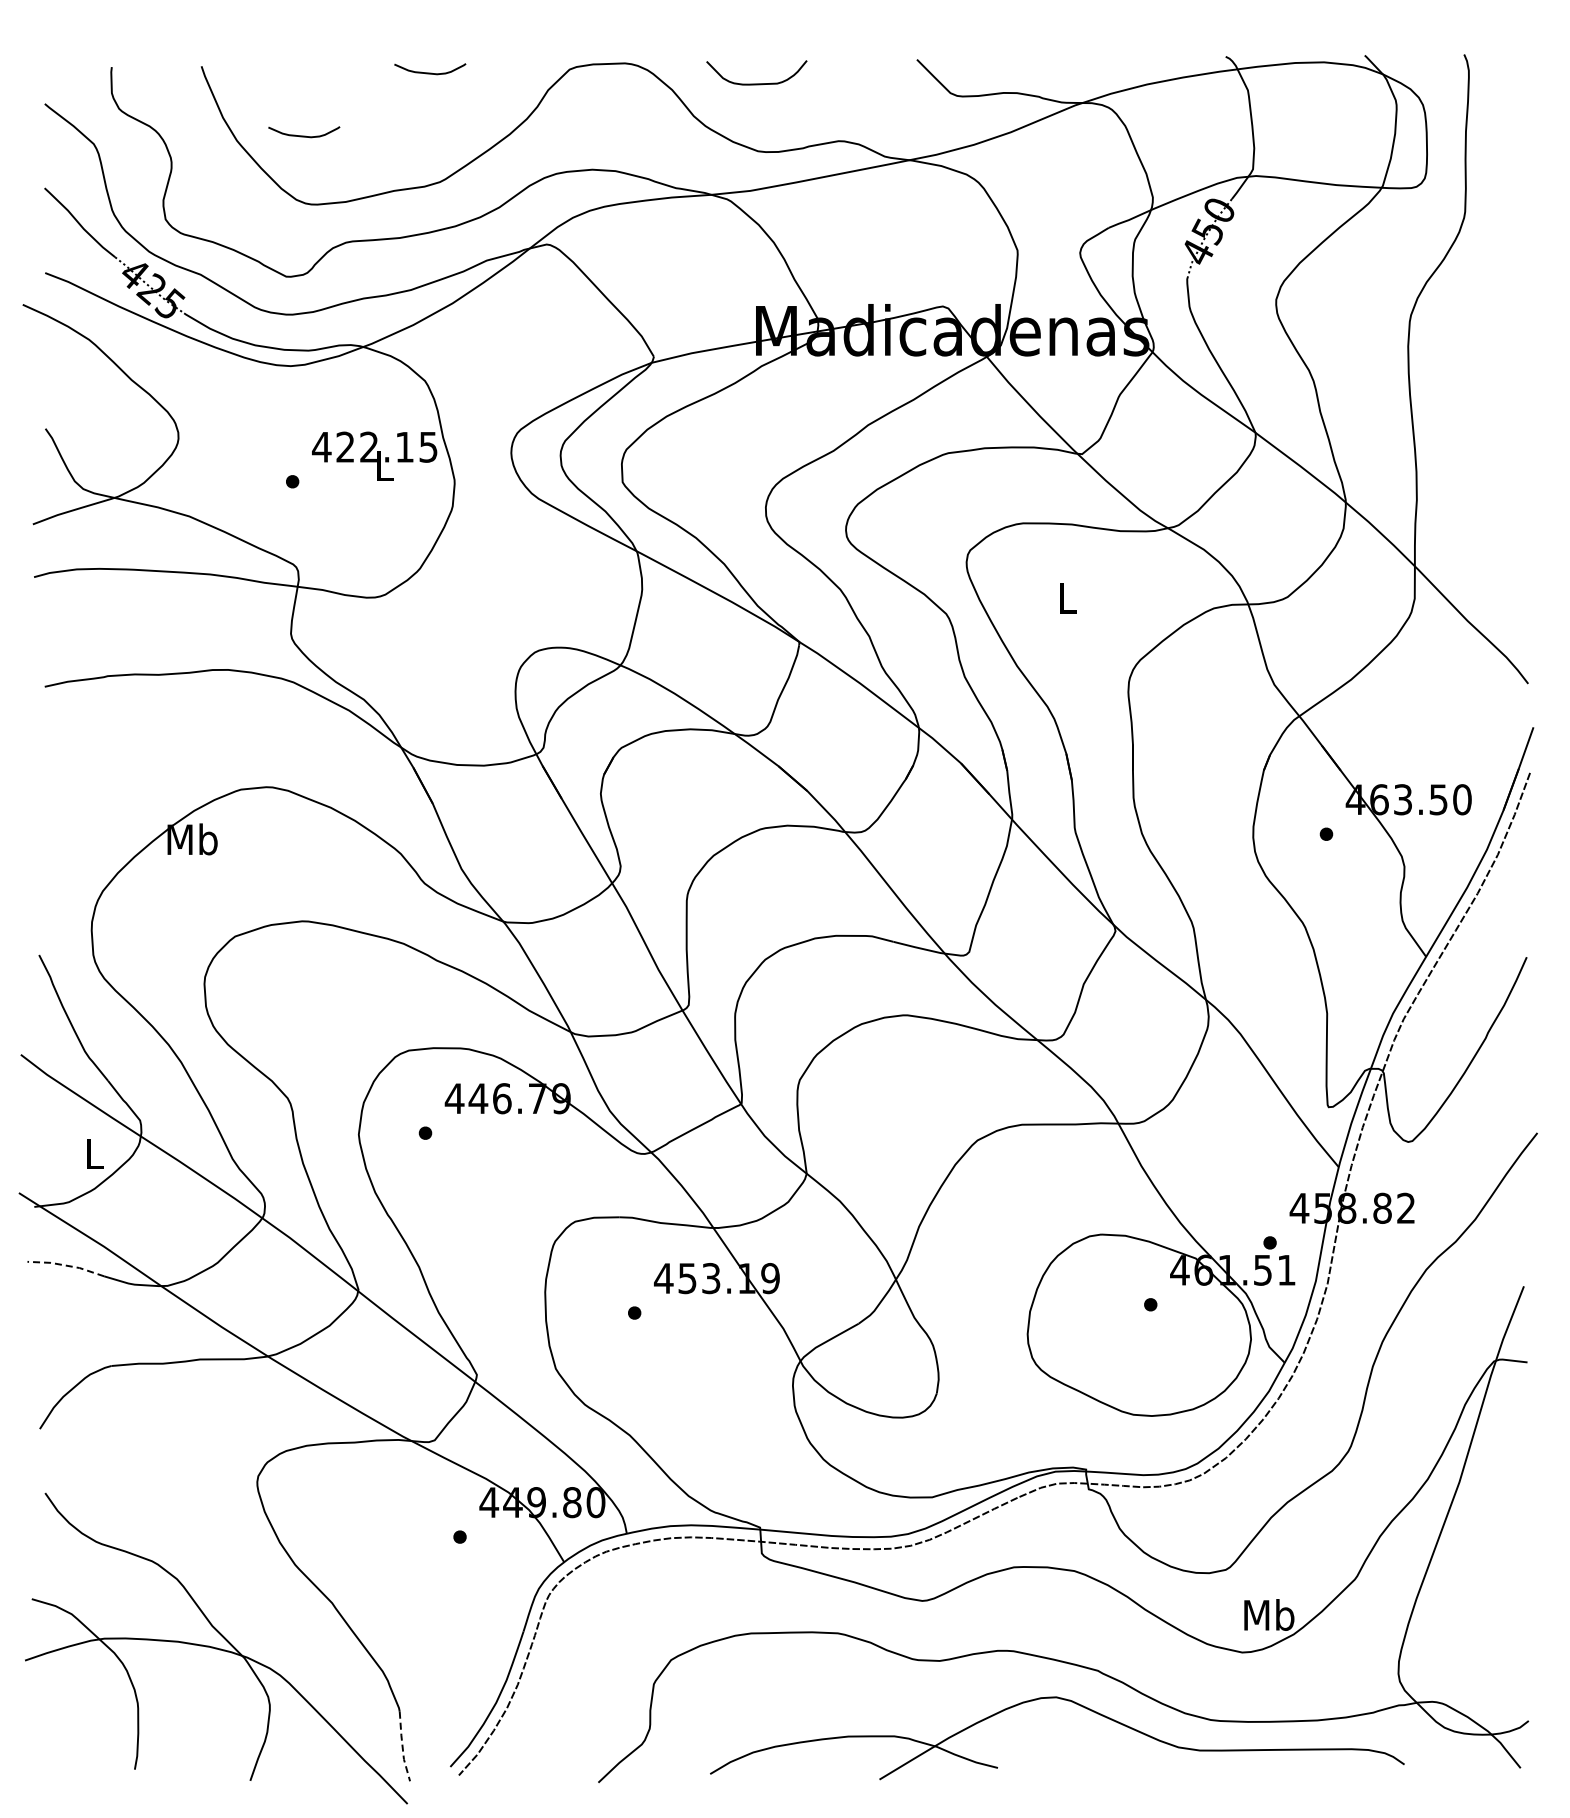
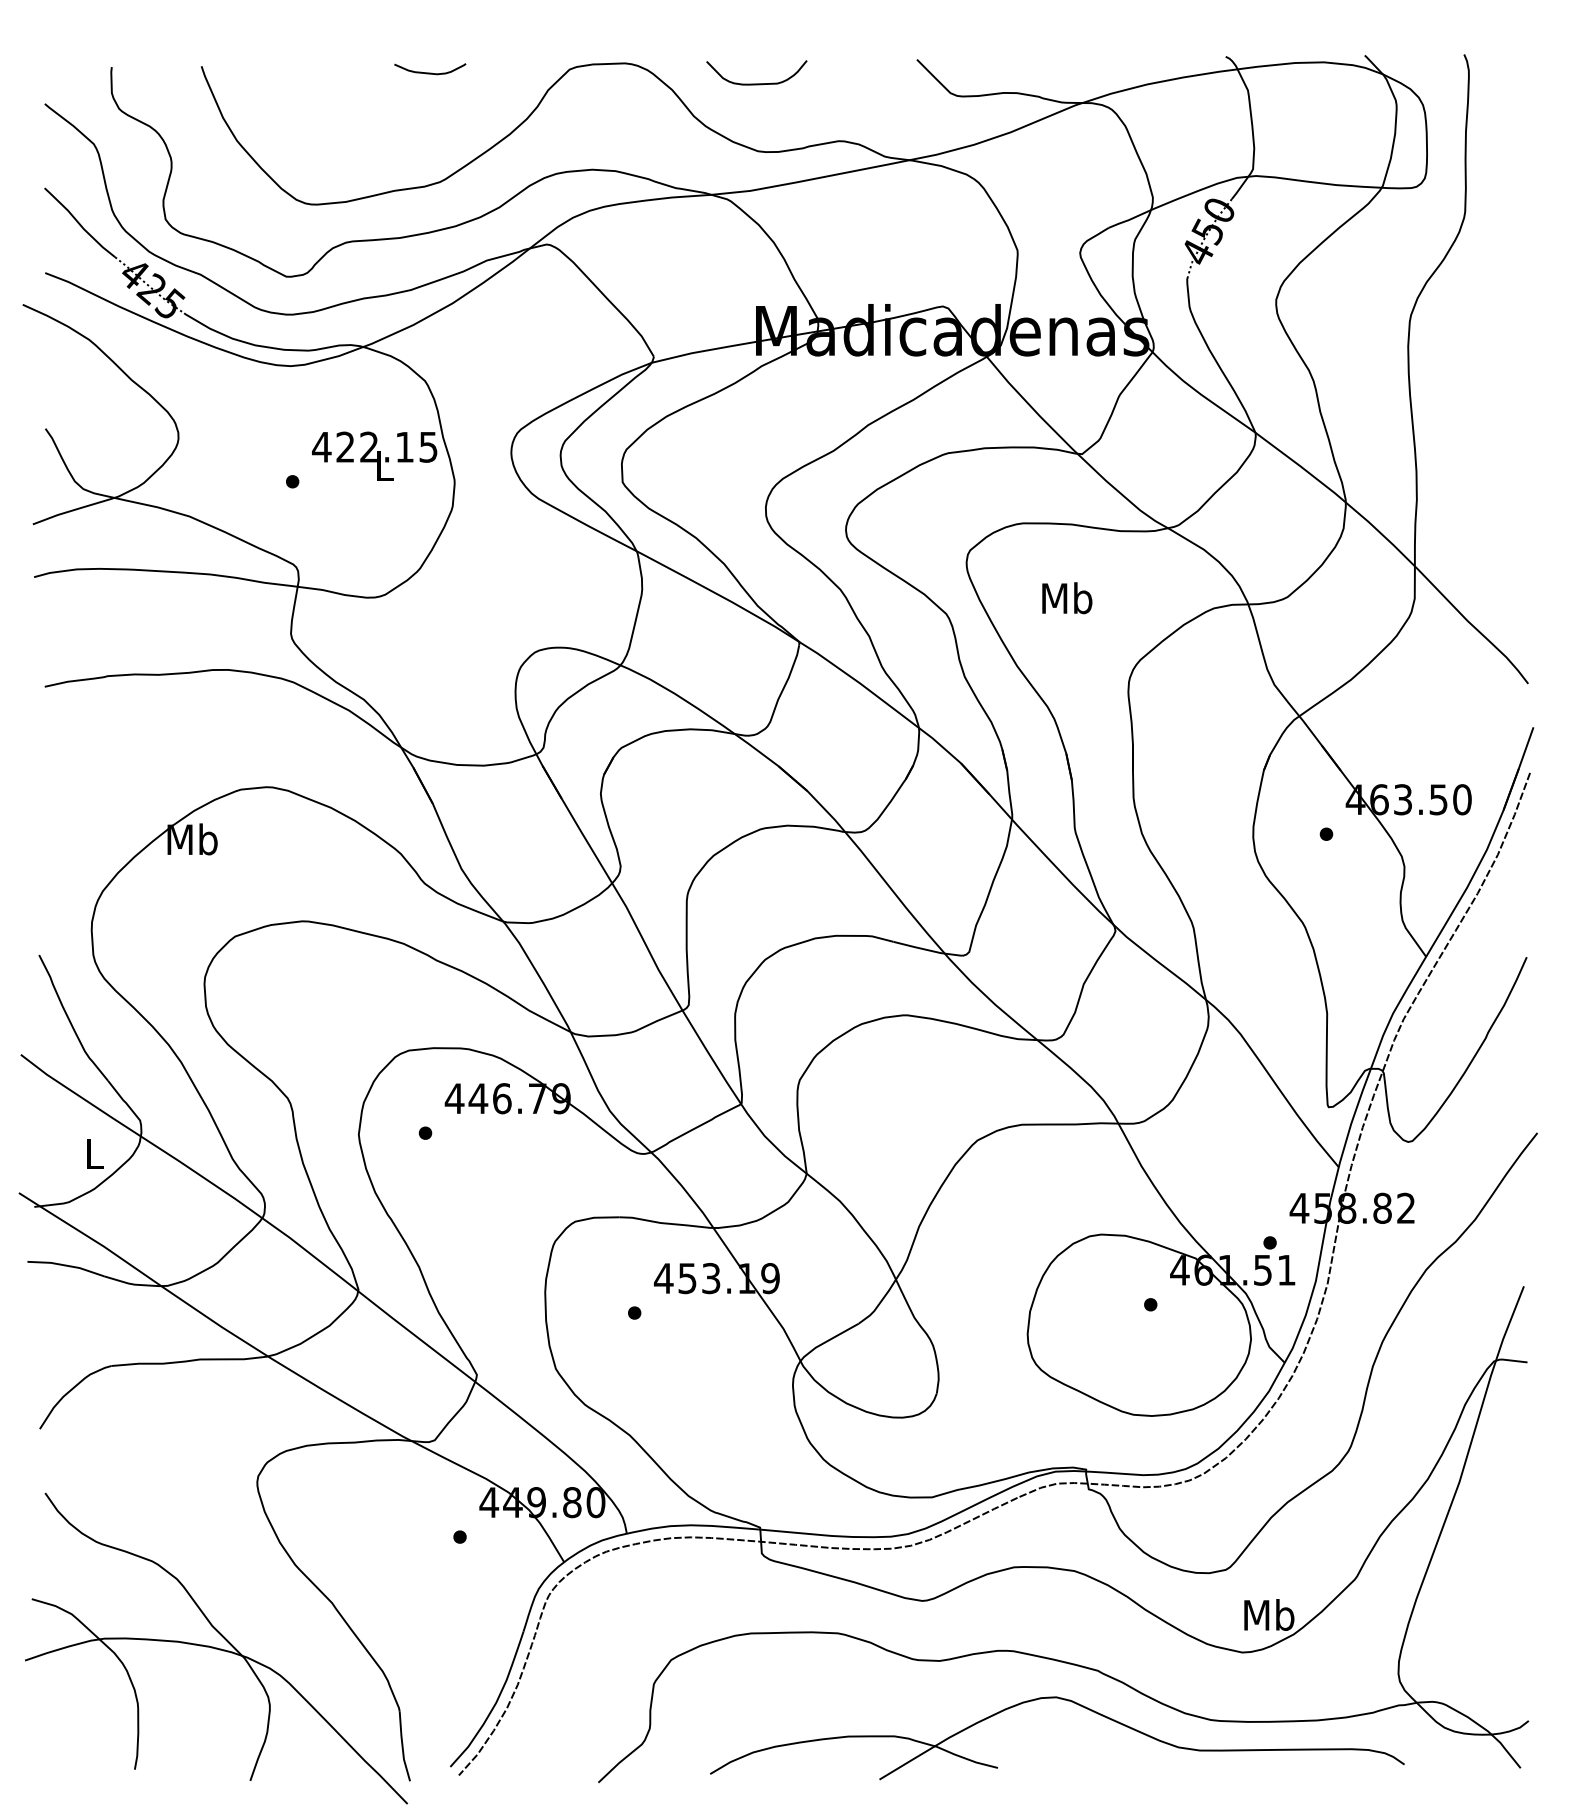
curve: present -> none (304, 135)
text: L -> Mb (1067, 598)
line: dashed -> solid (66, 1265)
line: dashed -> solid (402, 1746)
